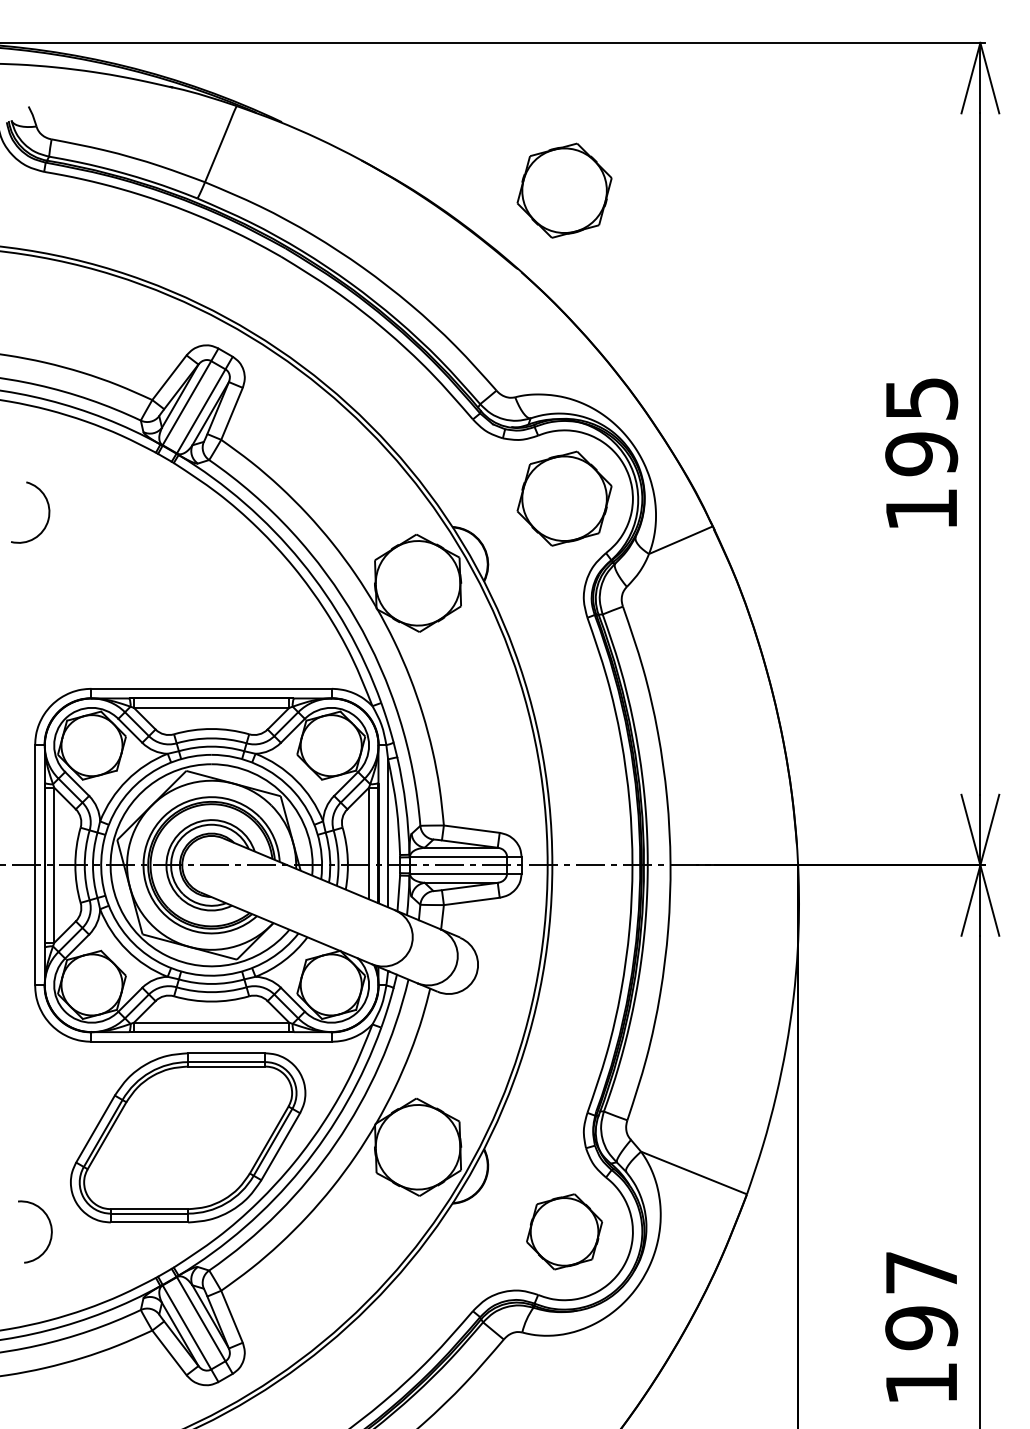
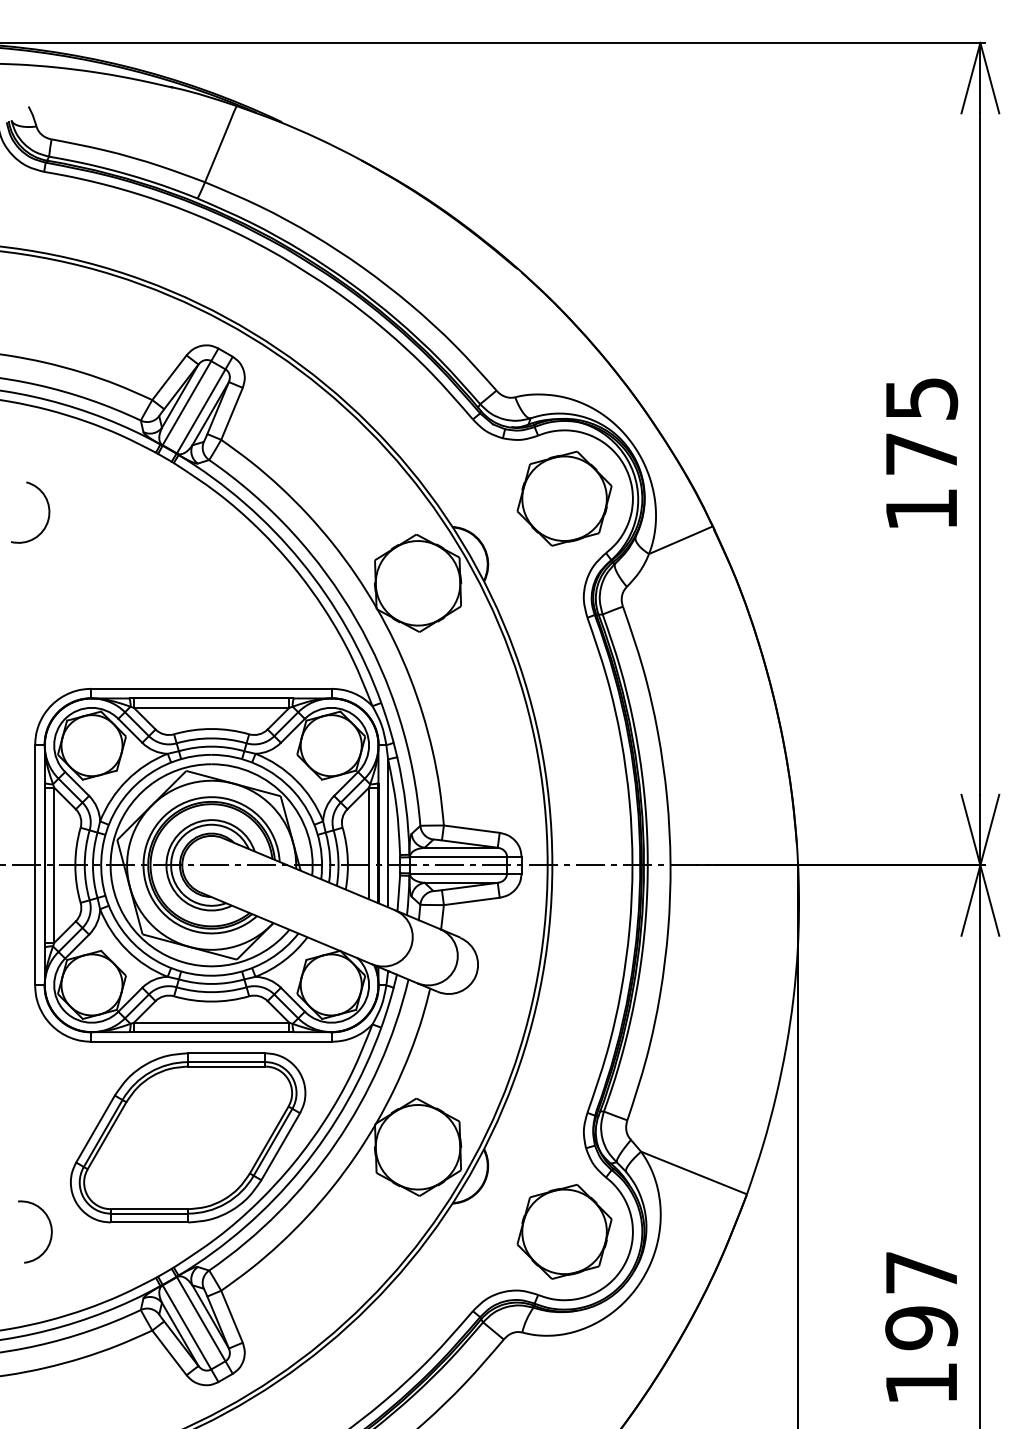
part: present -> none (564, 190)
text: 195 -> 175 (921, 454)
part size: 78x78 px -> 97x96 px (564, 1231)
